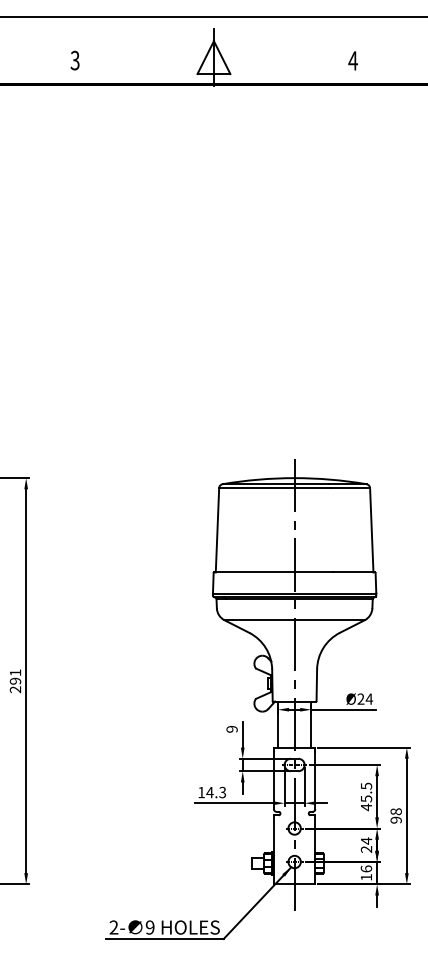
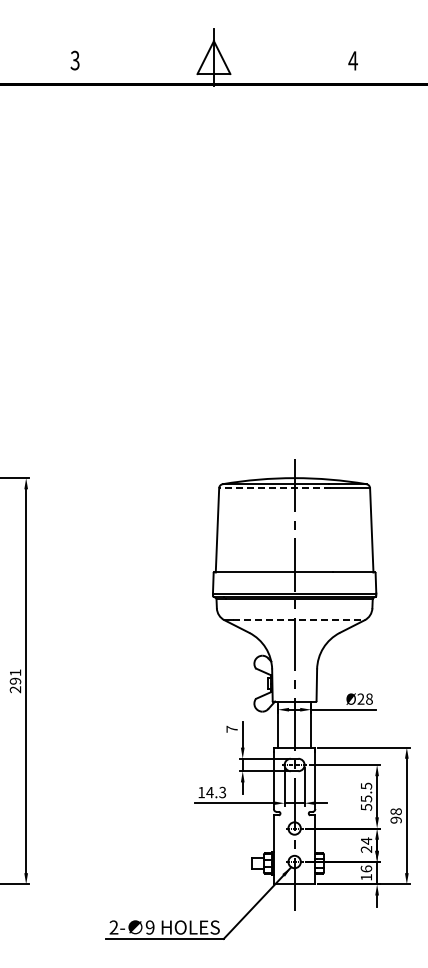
line: present -> none (213, 17)
line: solid -> dashed (274, 488)
line: solid -> dashed (298, 620)
text: 24 -> 28 (369, 698)
text: 9 -> 7 (231, 728)
text: 45.5 -> 55.5 (366, 807)
